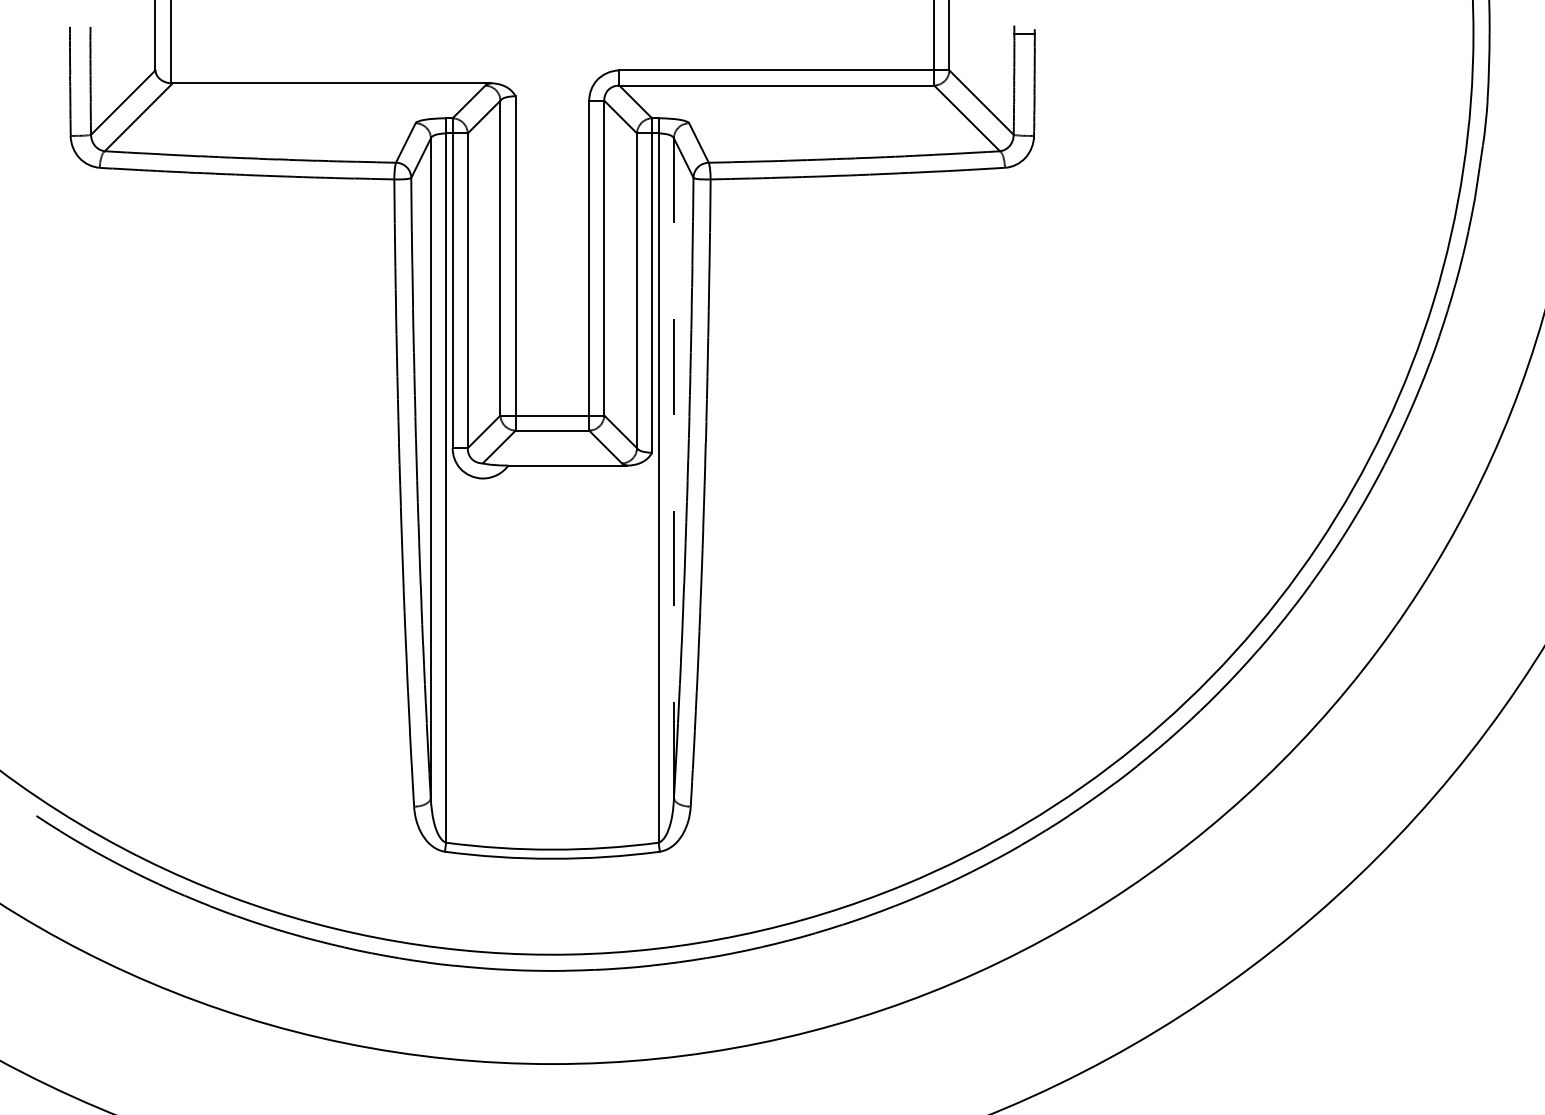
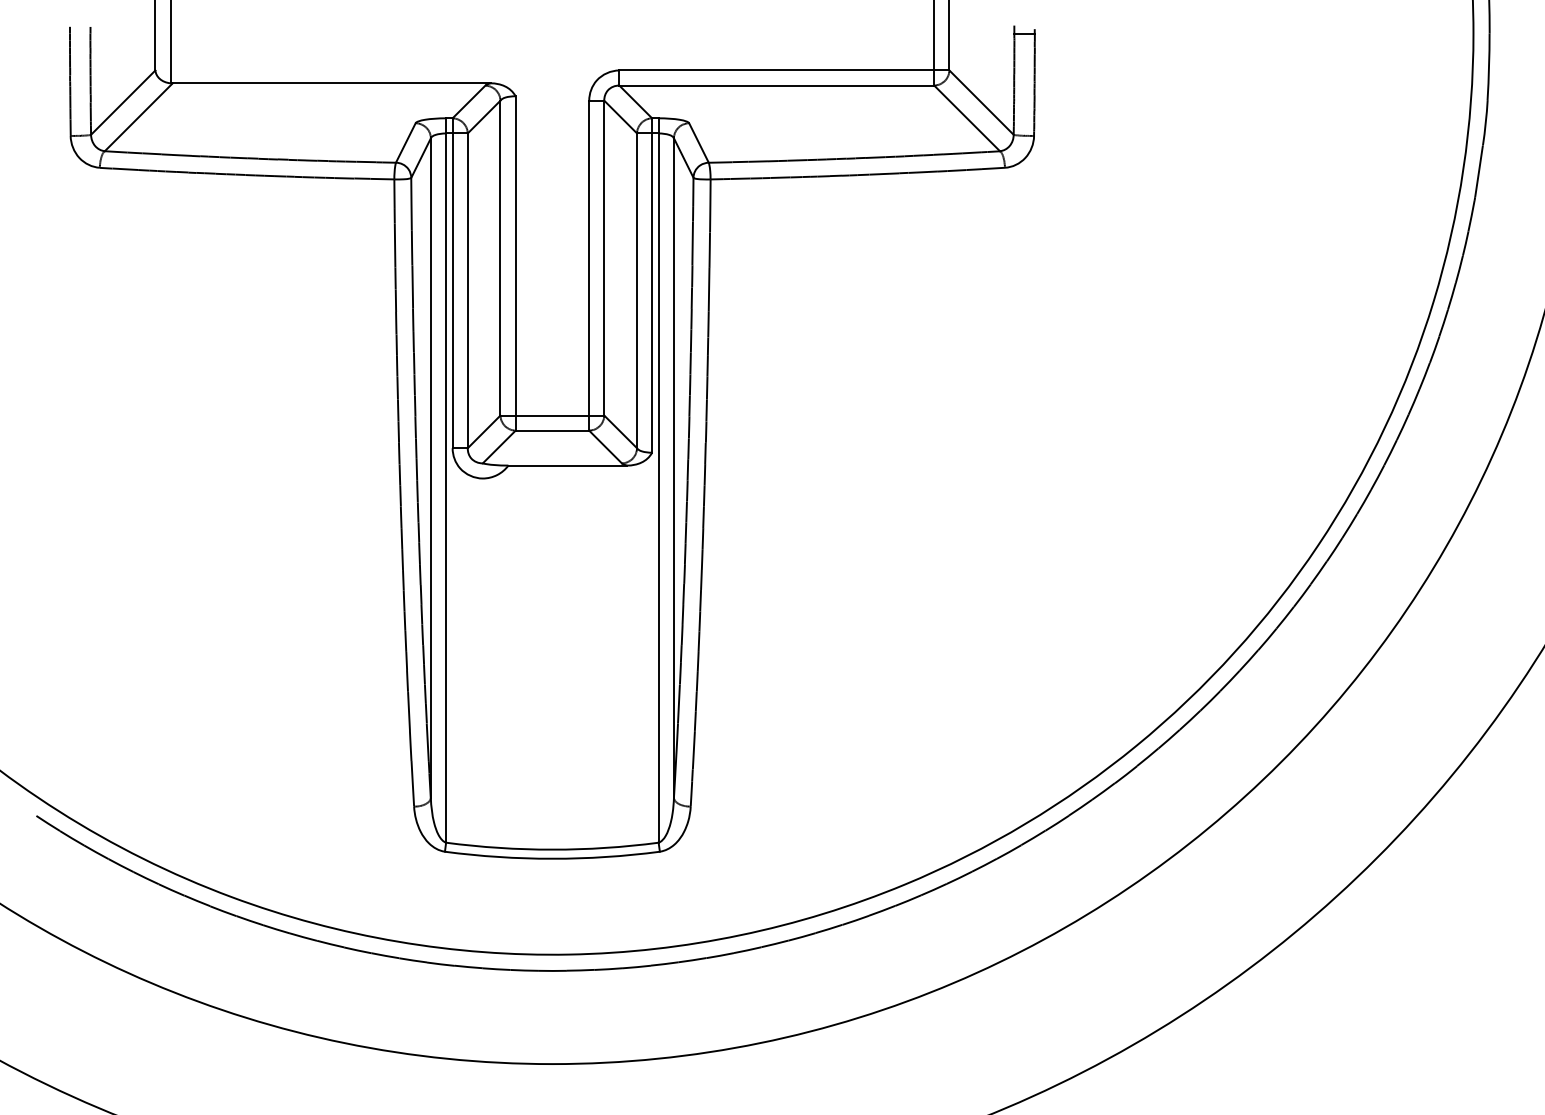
line: dashed -> solid (673, 468)
